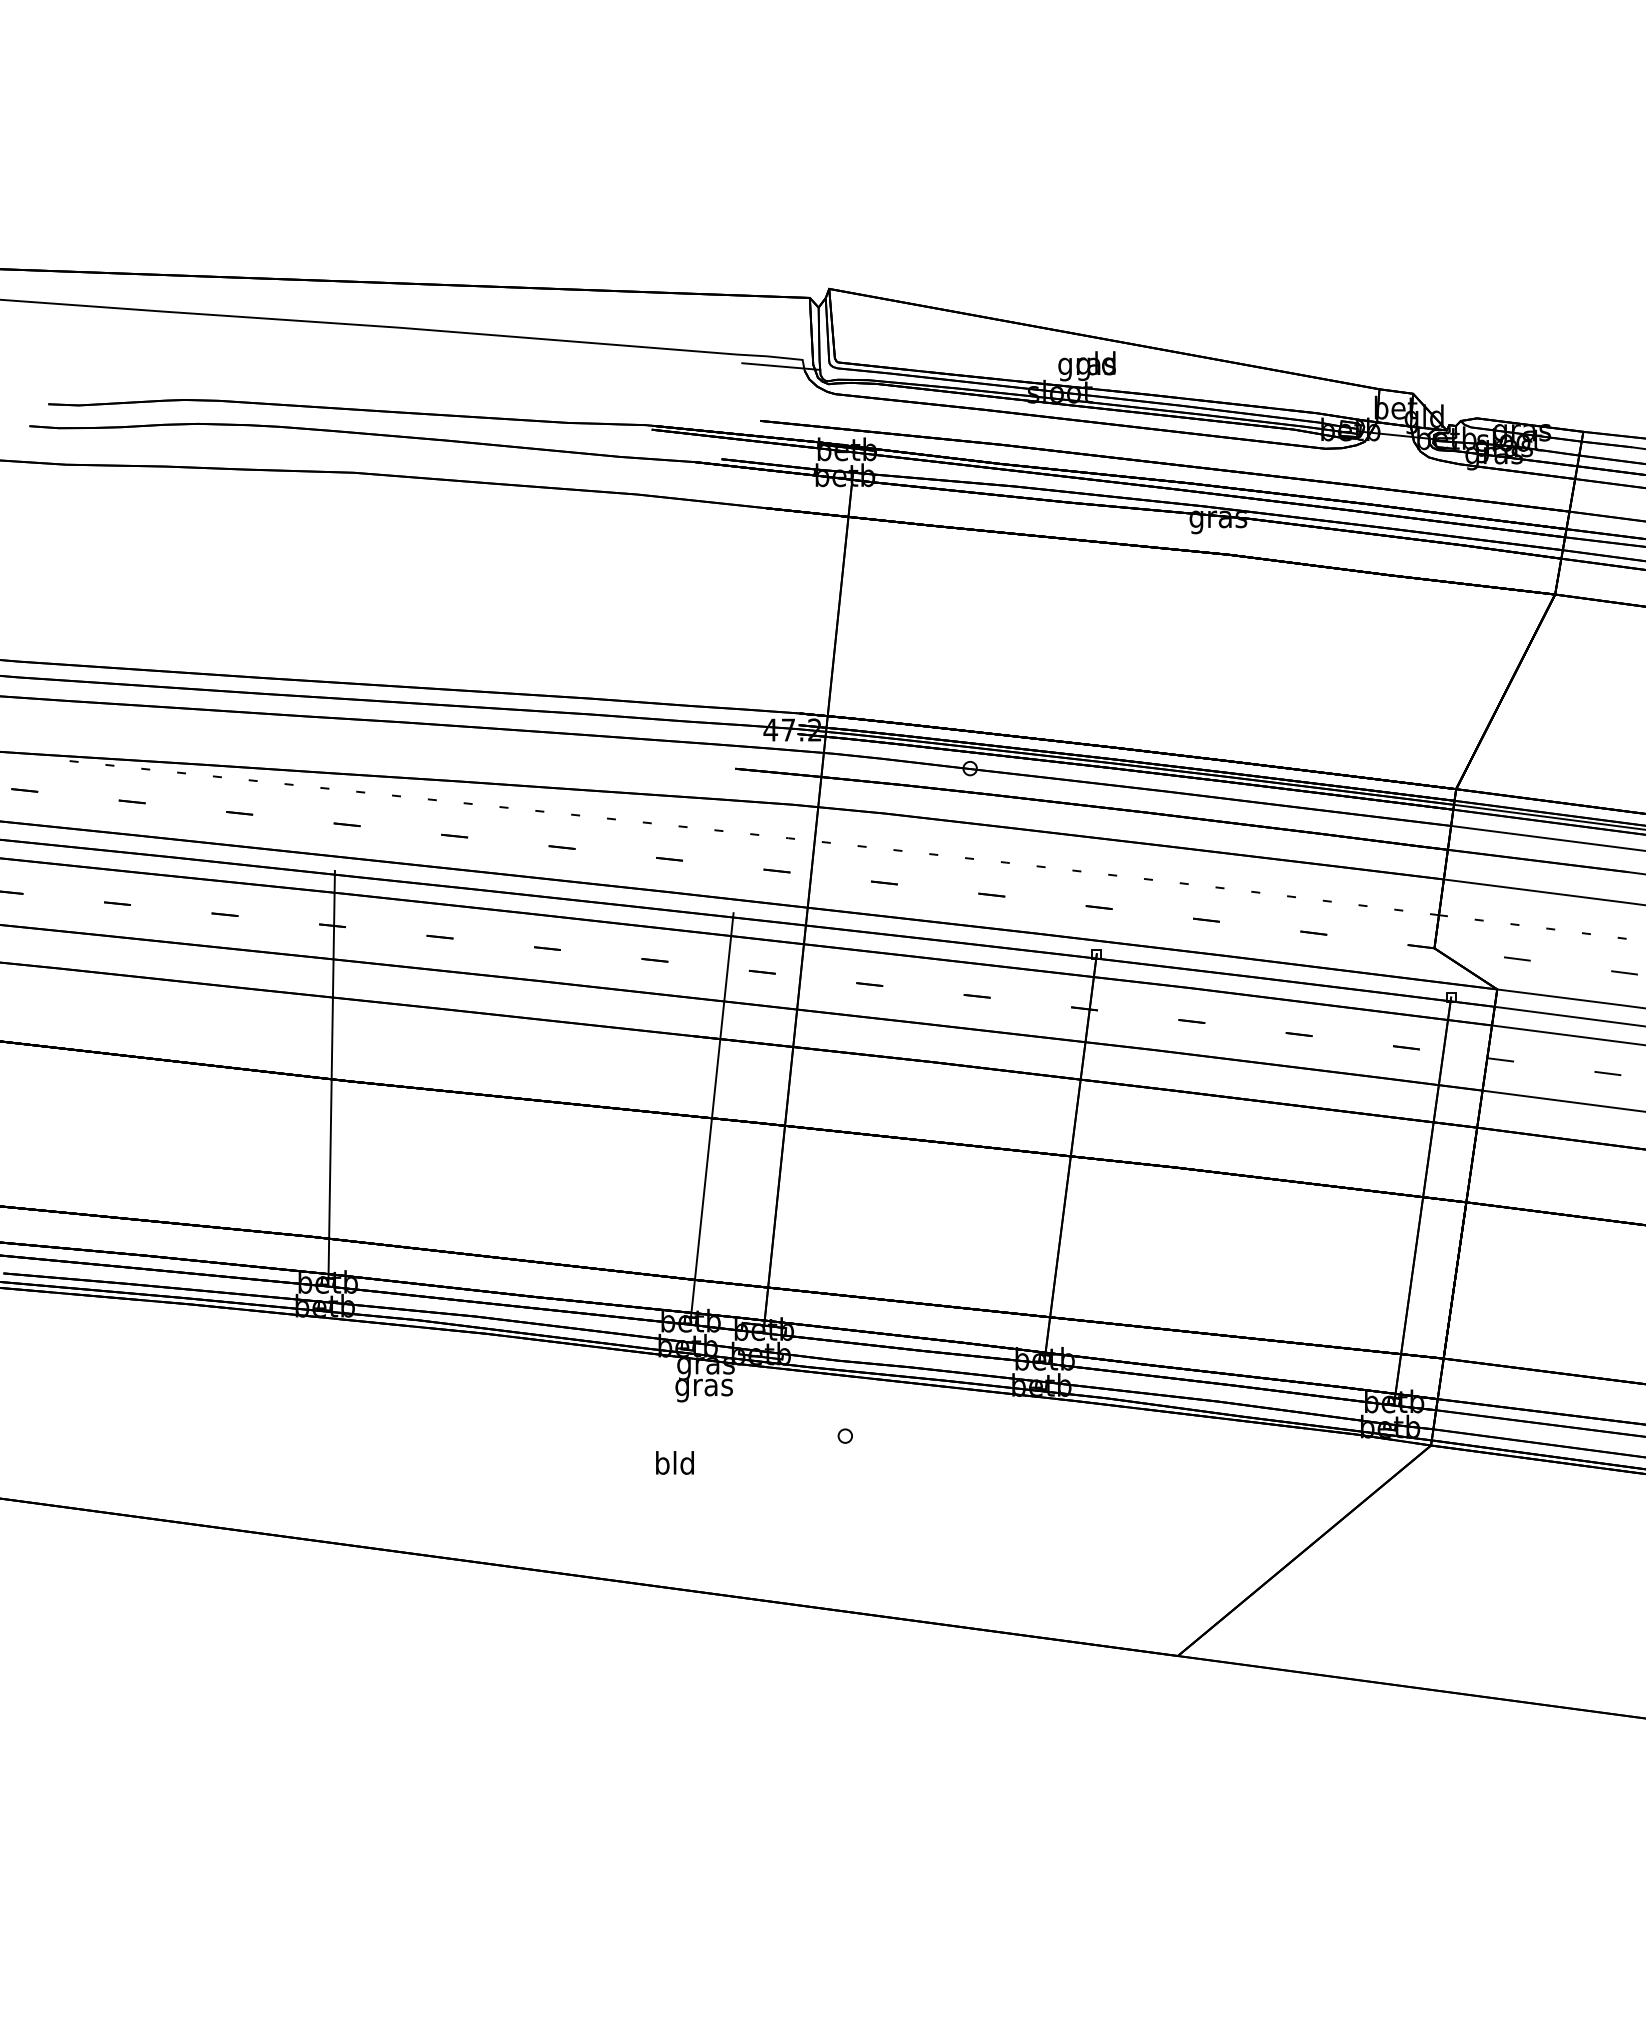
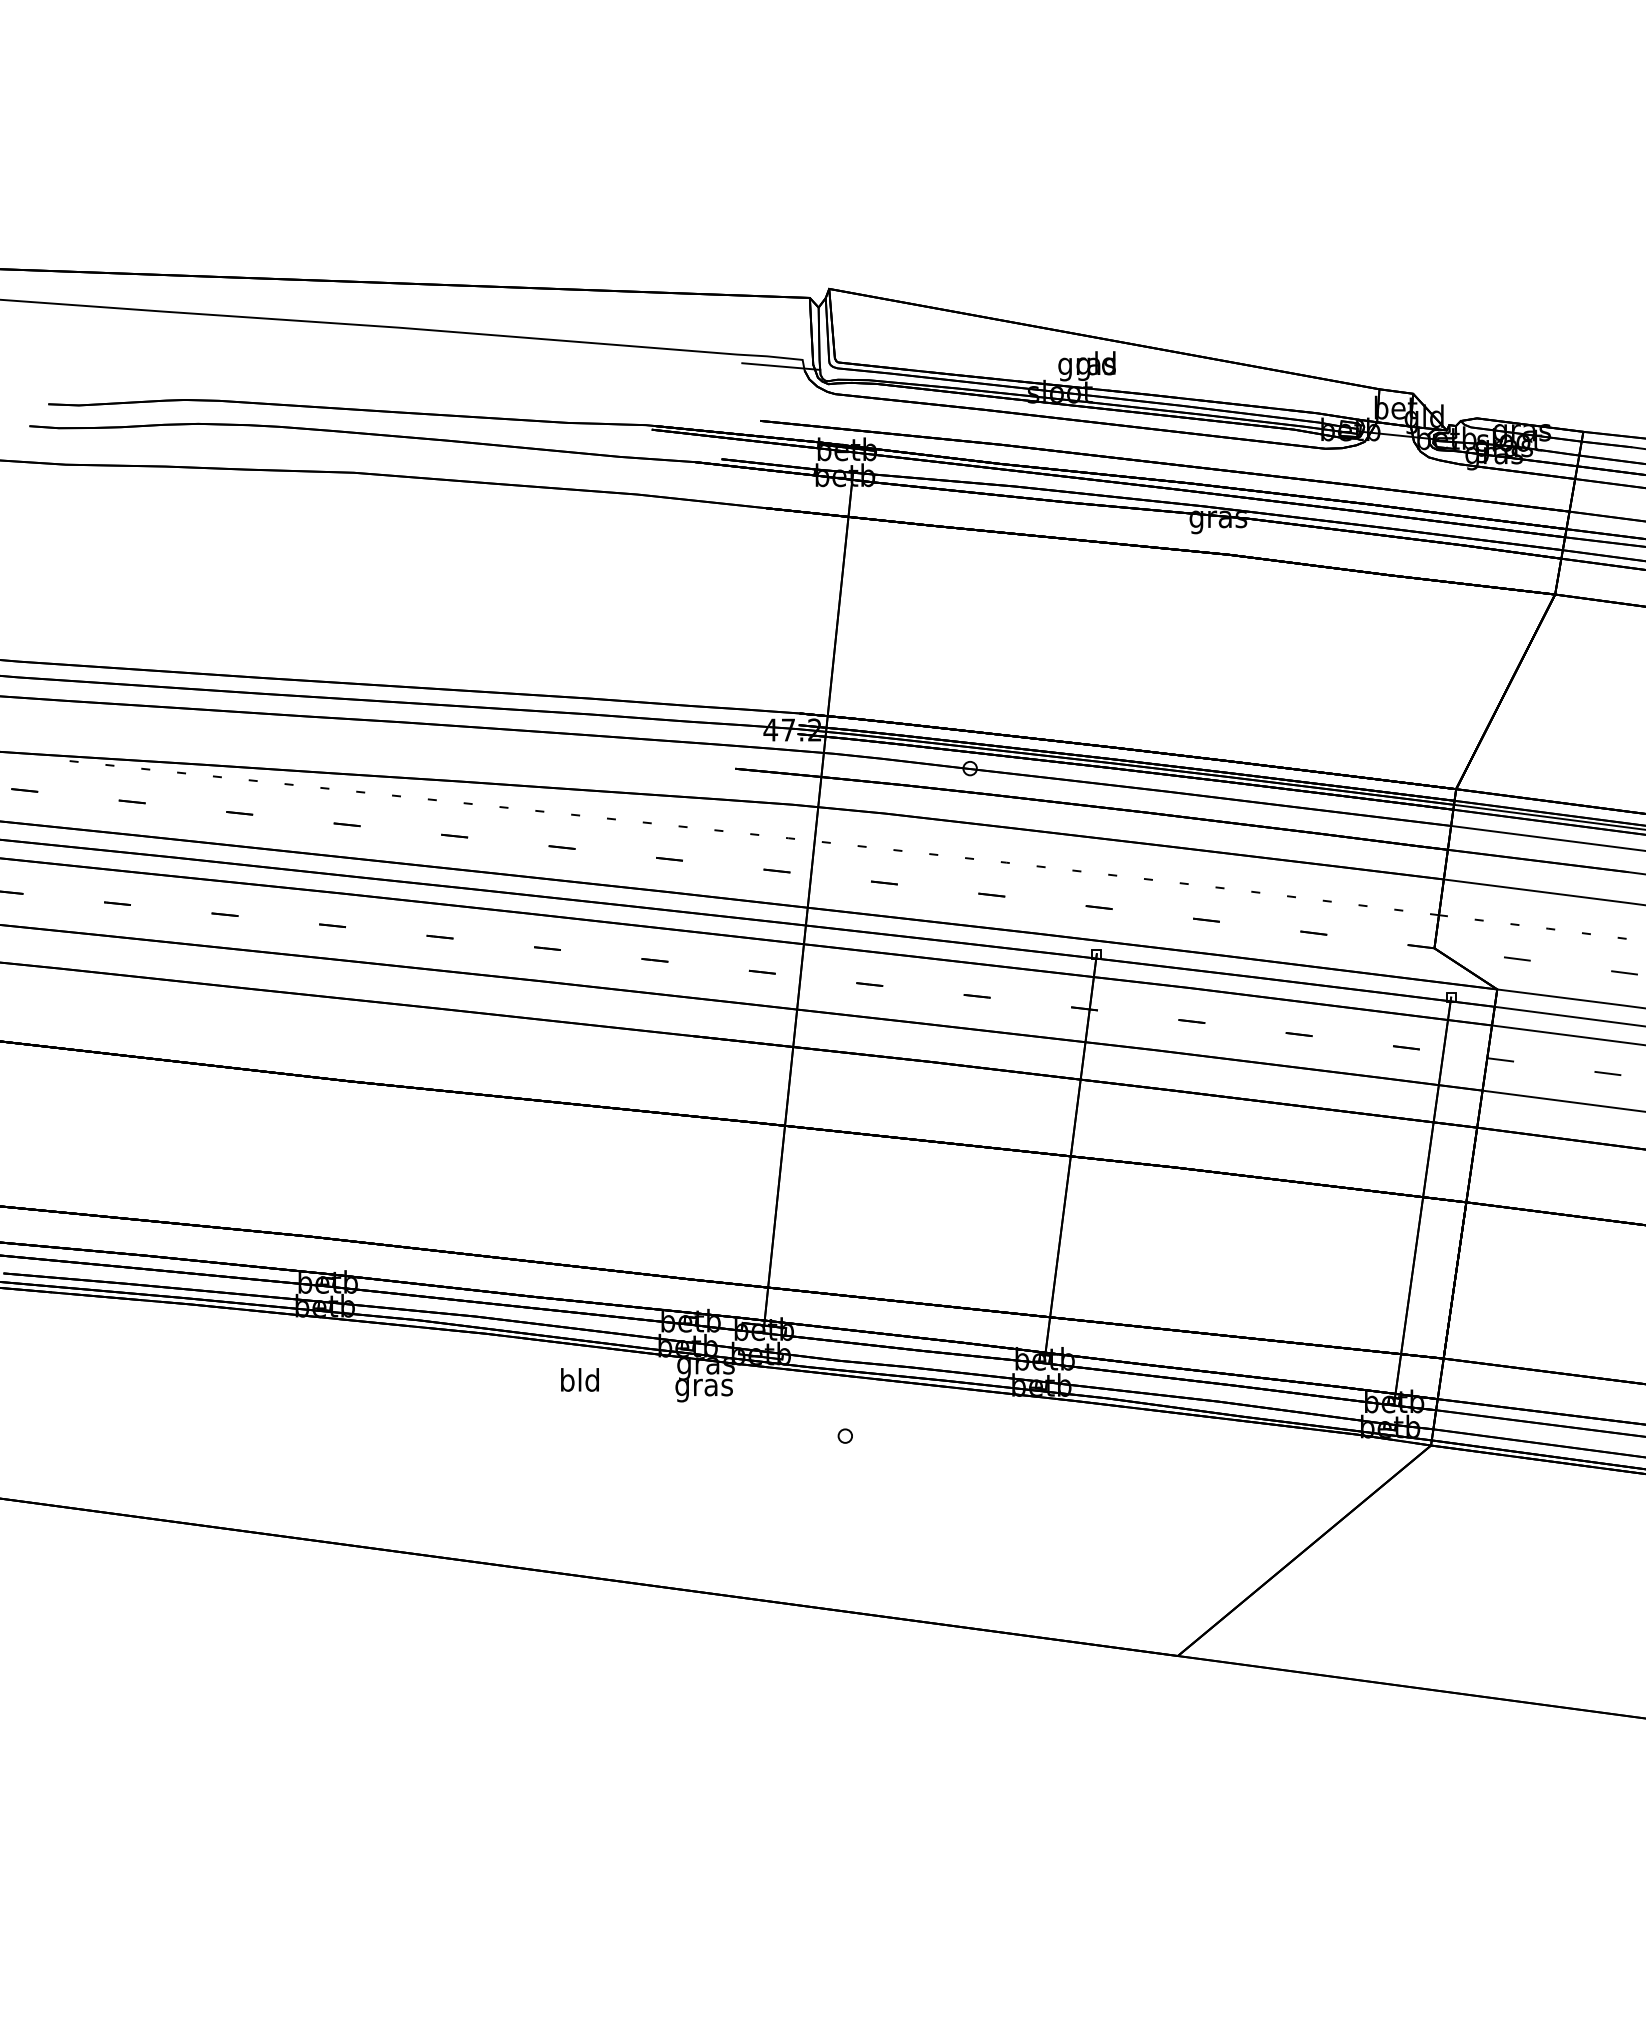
line: present -> none (331, 1075)
line: present -> none (711, 1116)
text position: (674, 1462) -> (579, 1379) (579, 1379)
